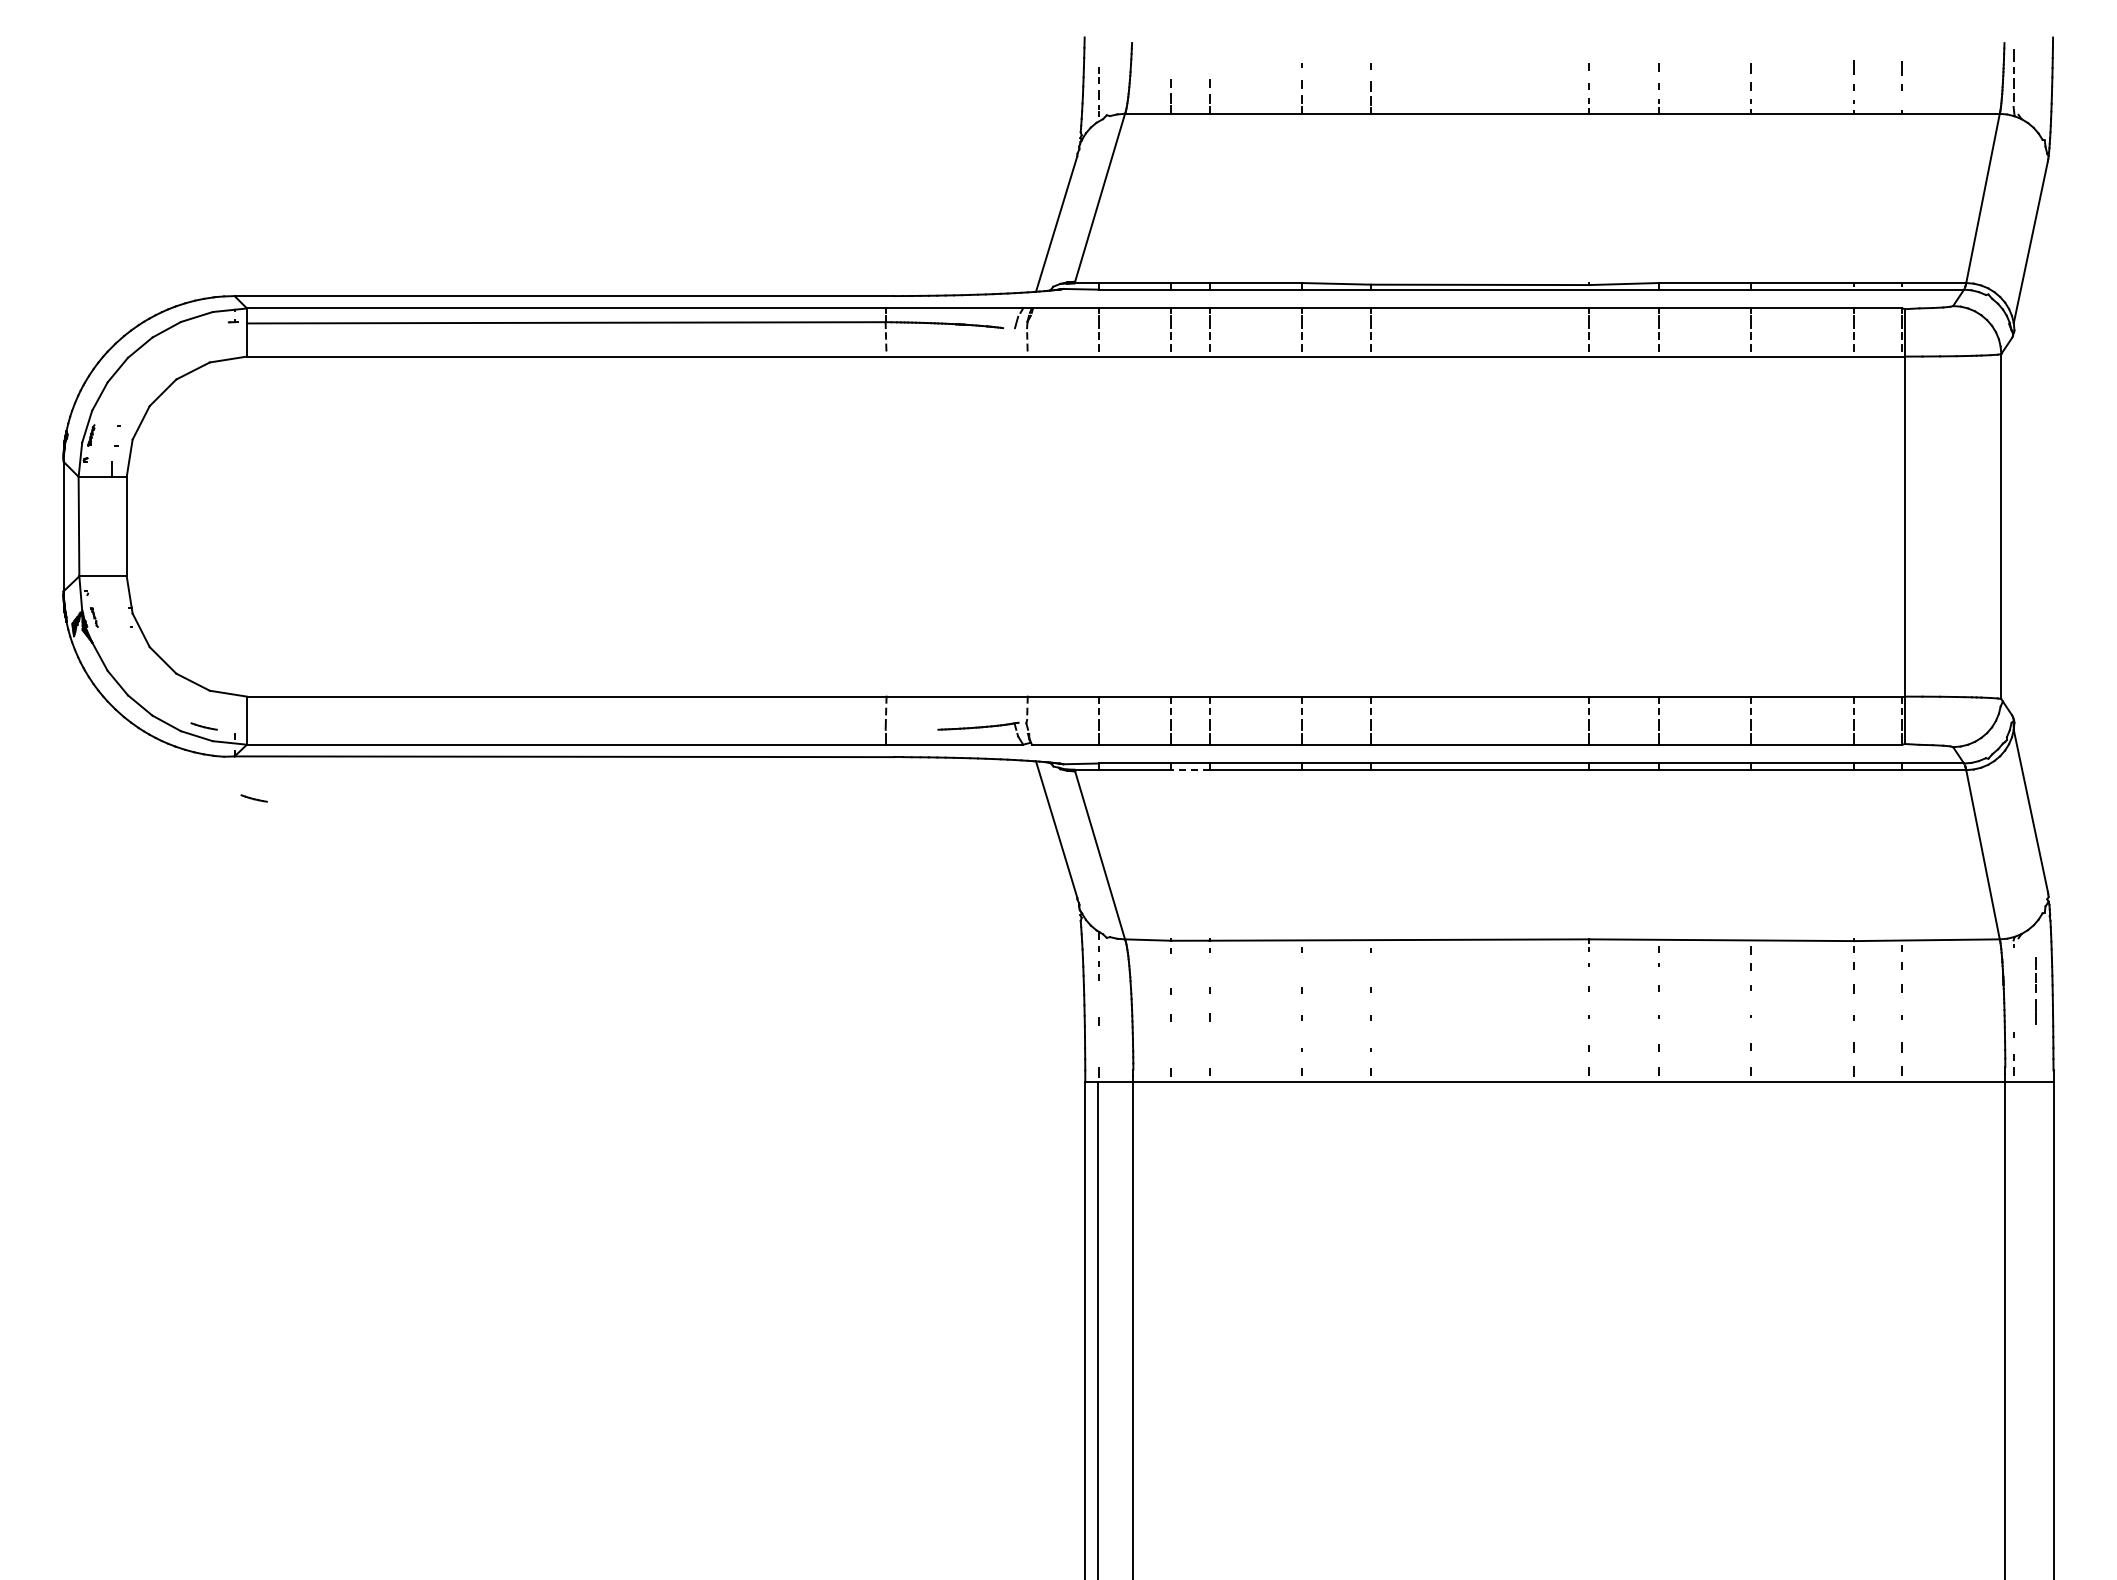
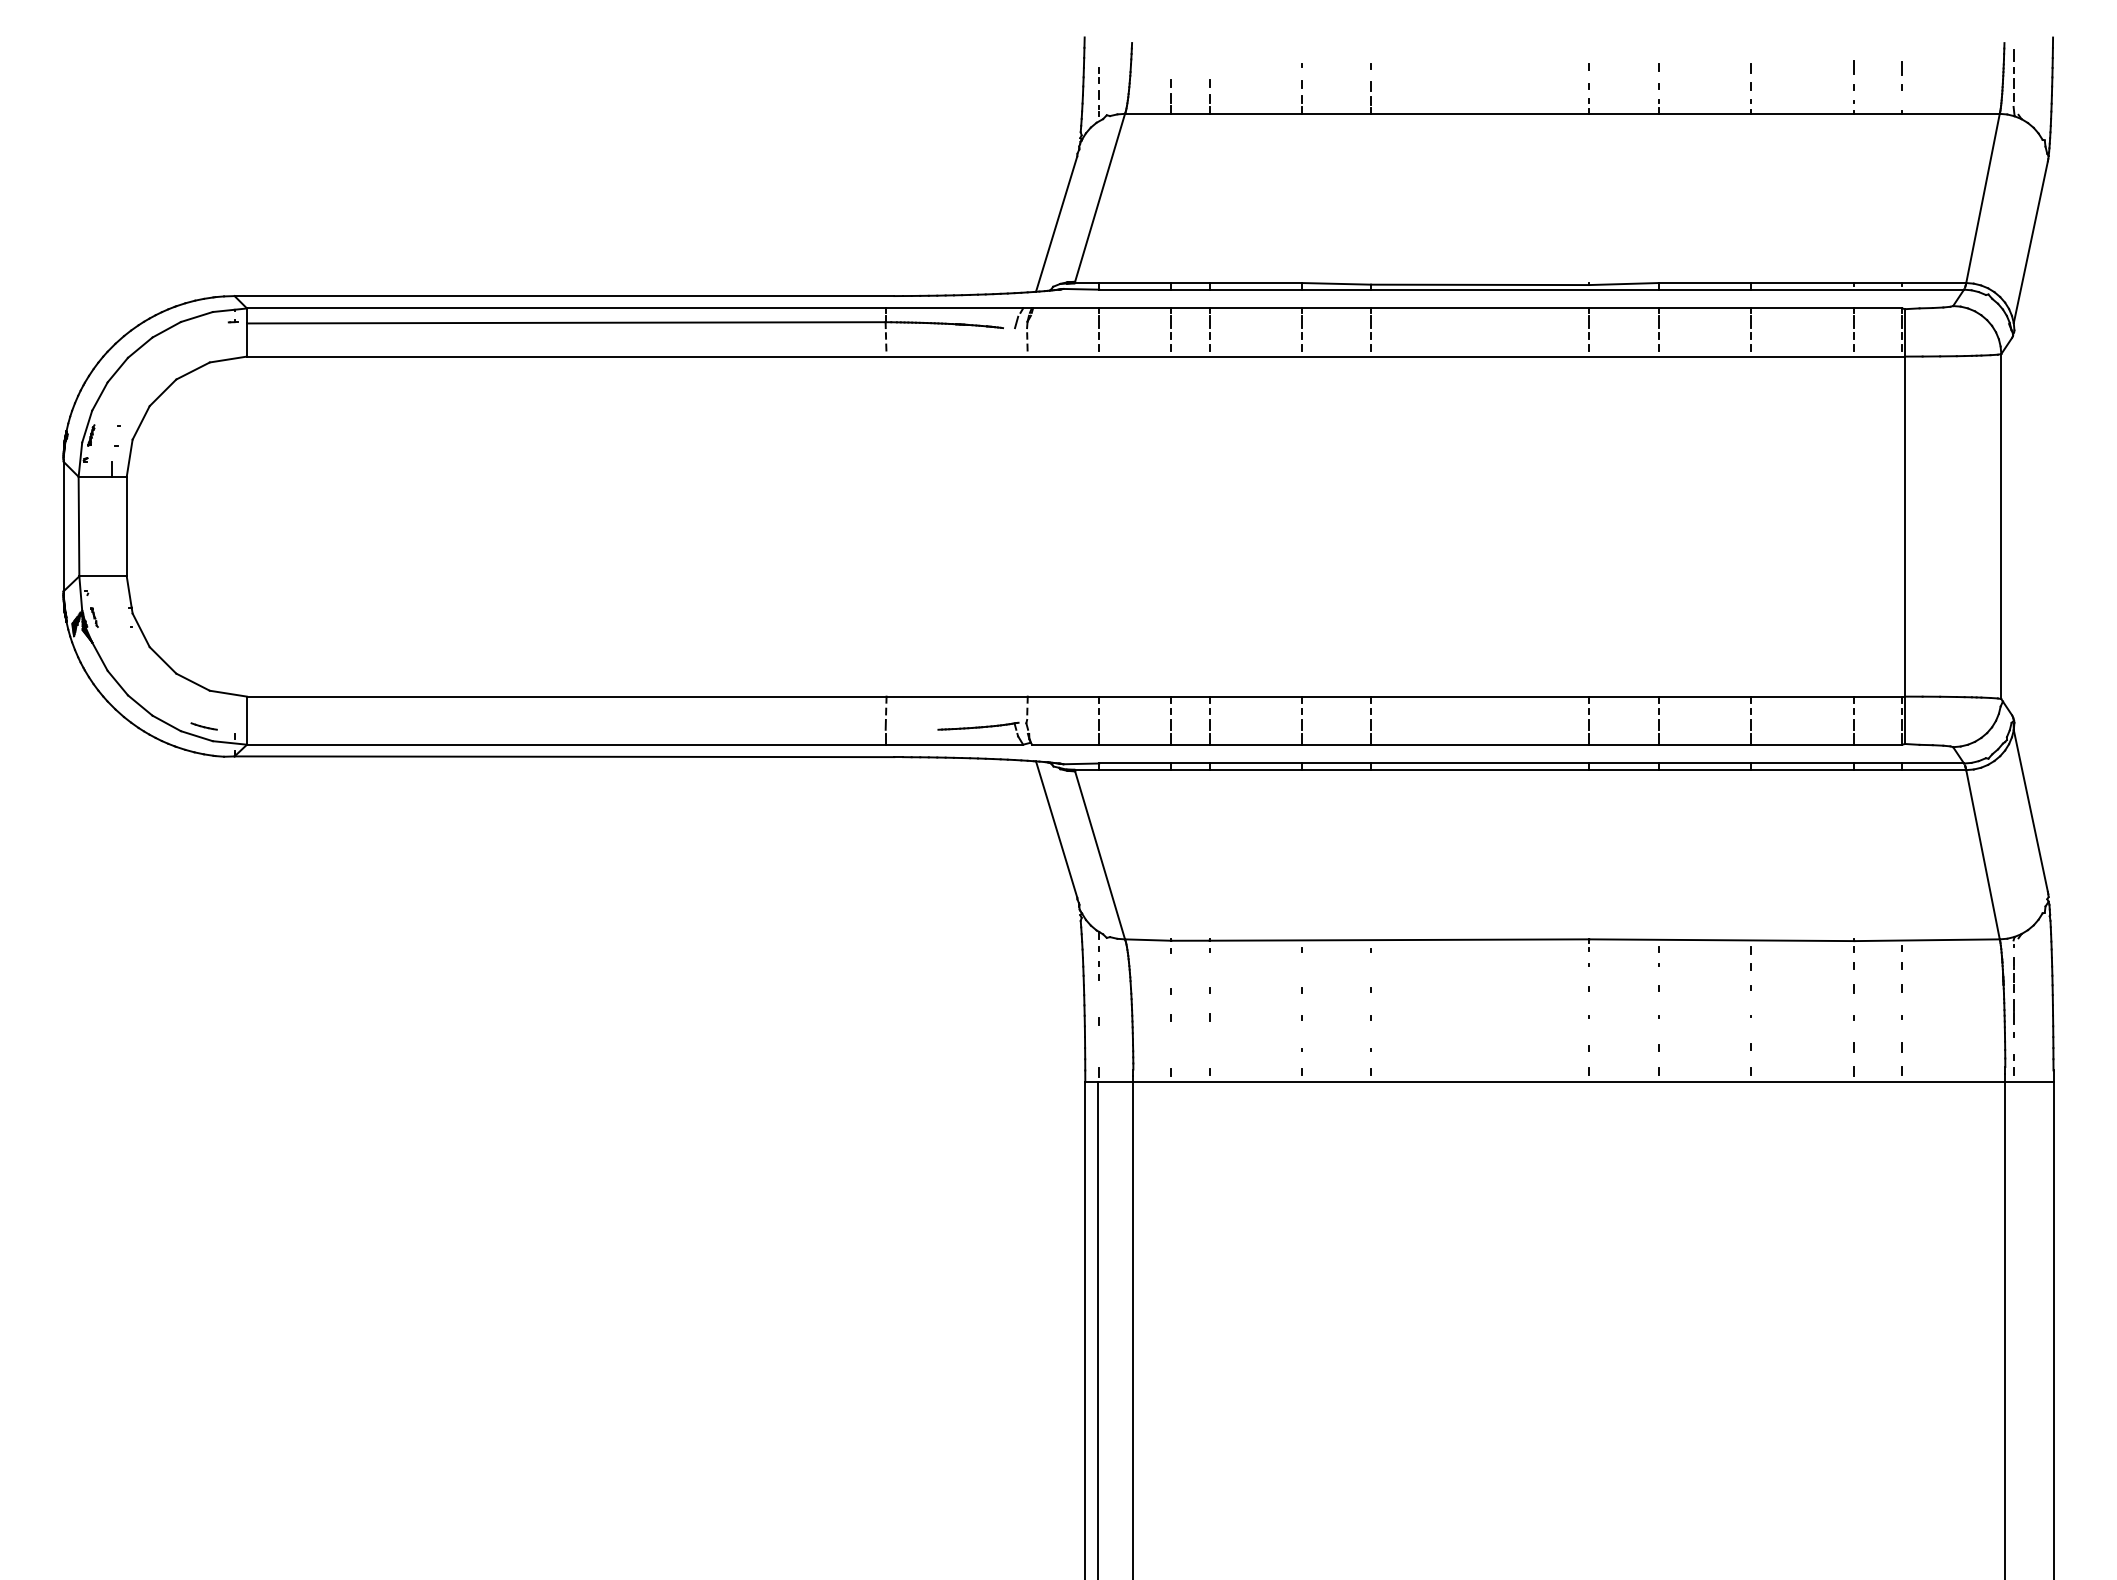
line: dashed -> solid (1189, 770)
line: present -> none (253, 798)
line position: (2035, 990) -> (2013, 990) (2013, 990)
